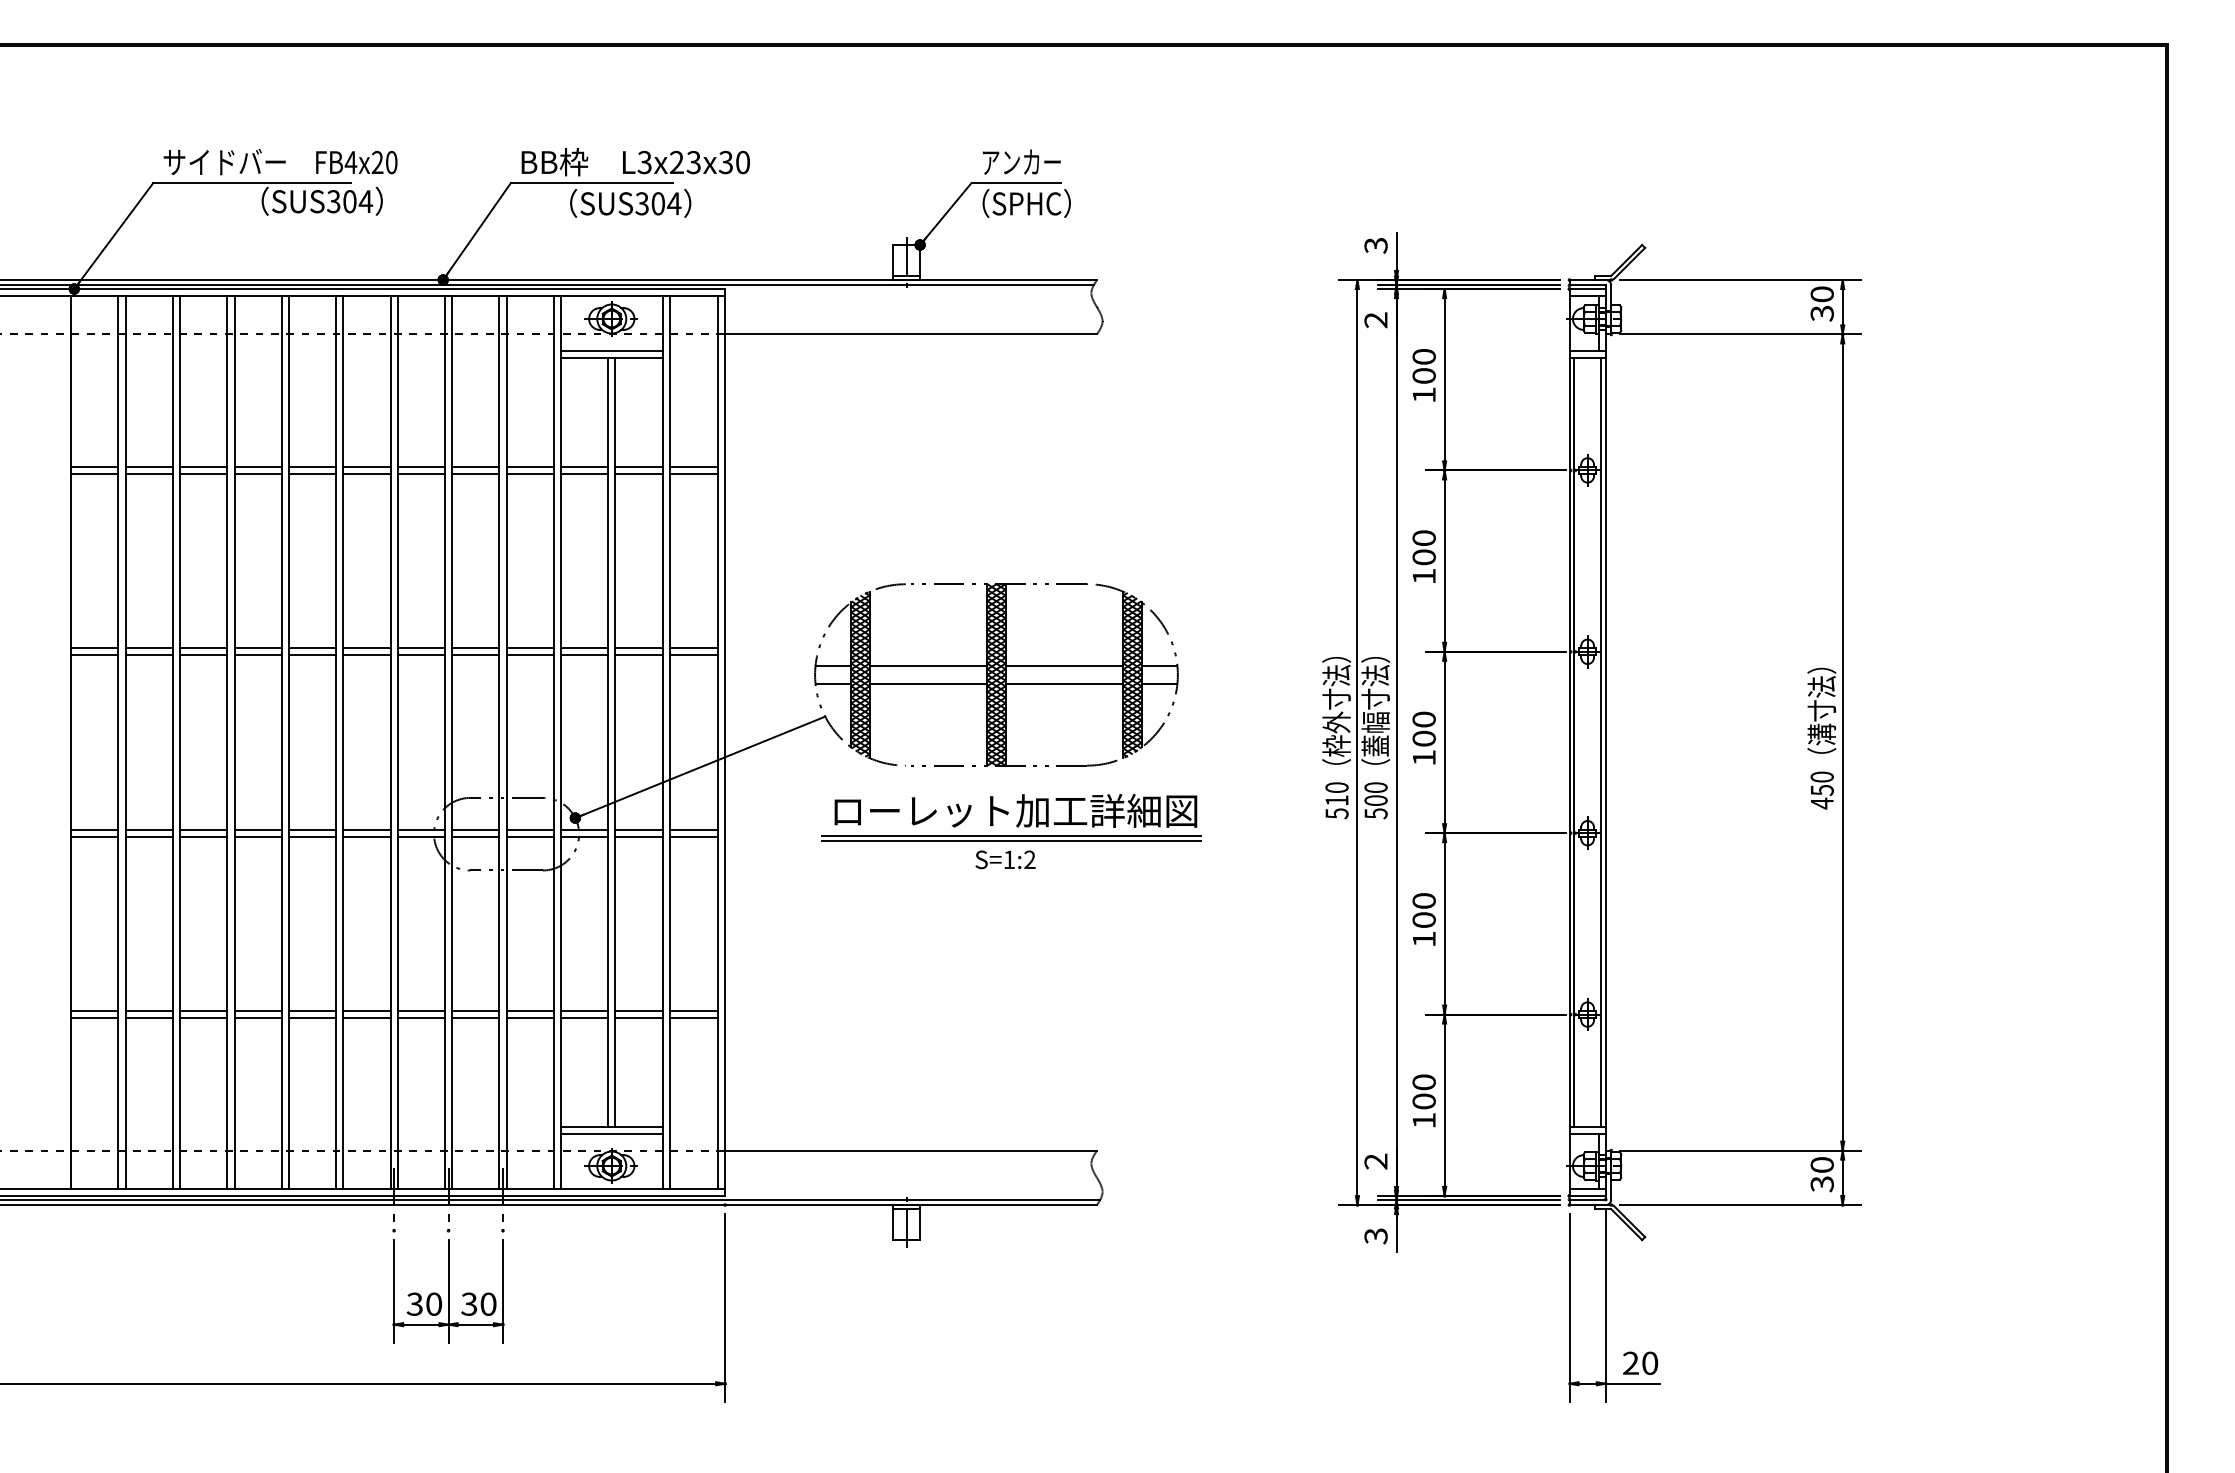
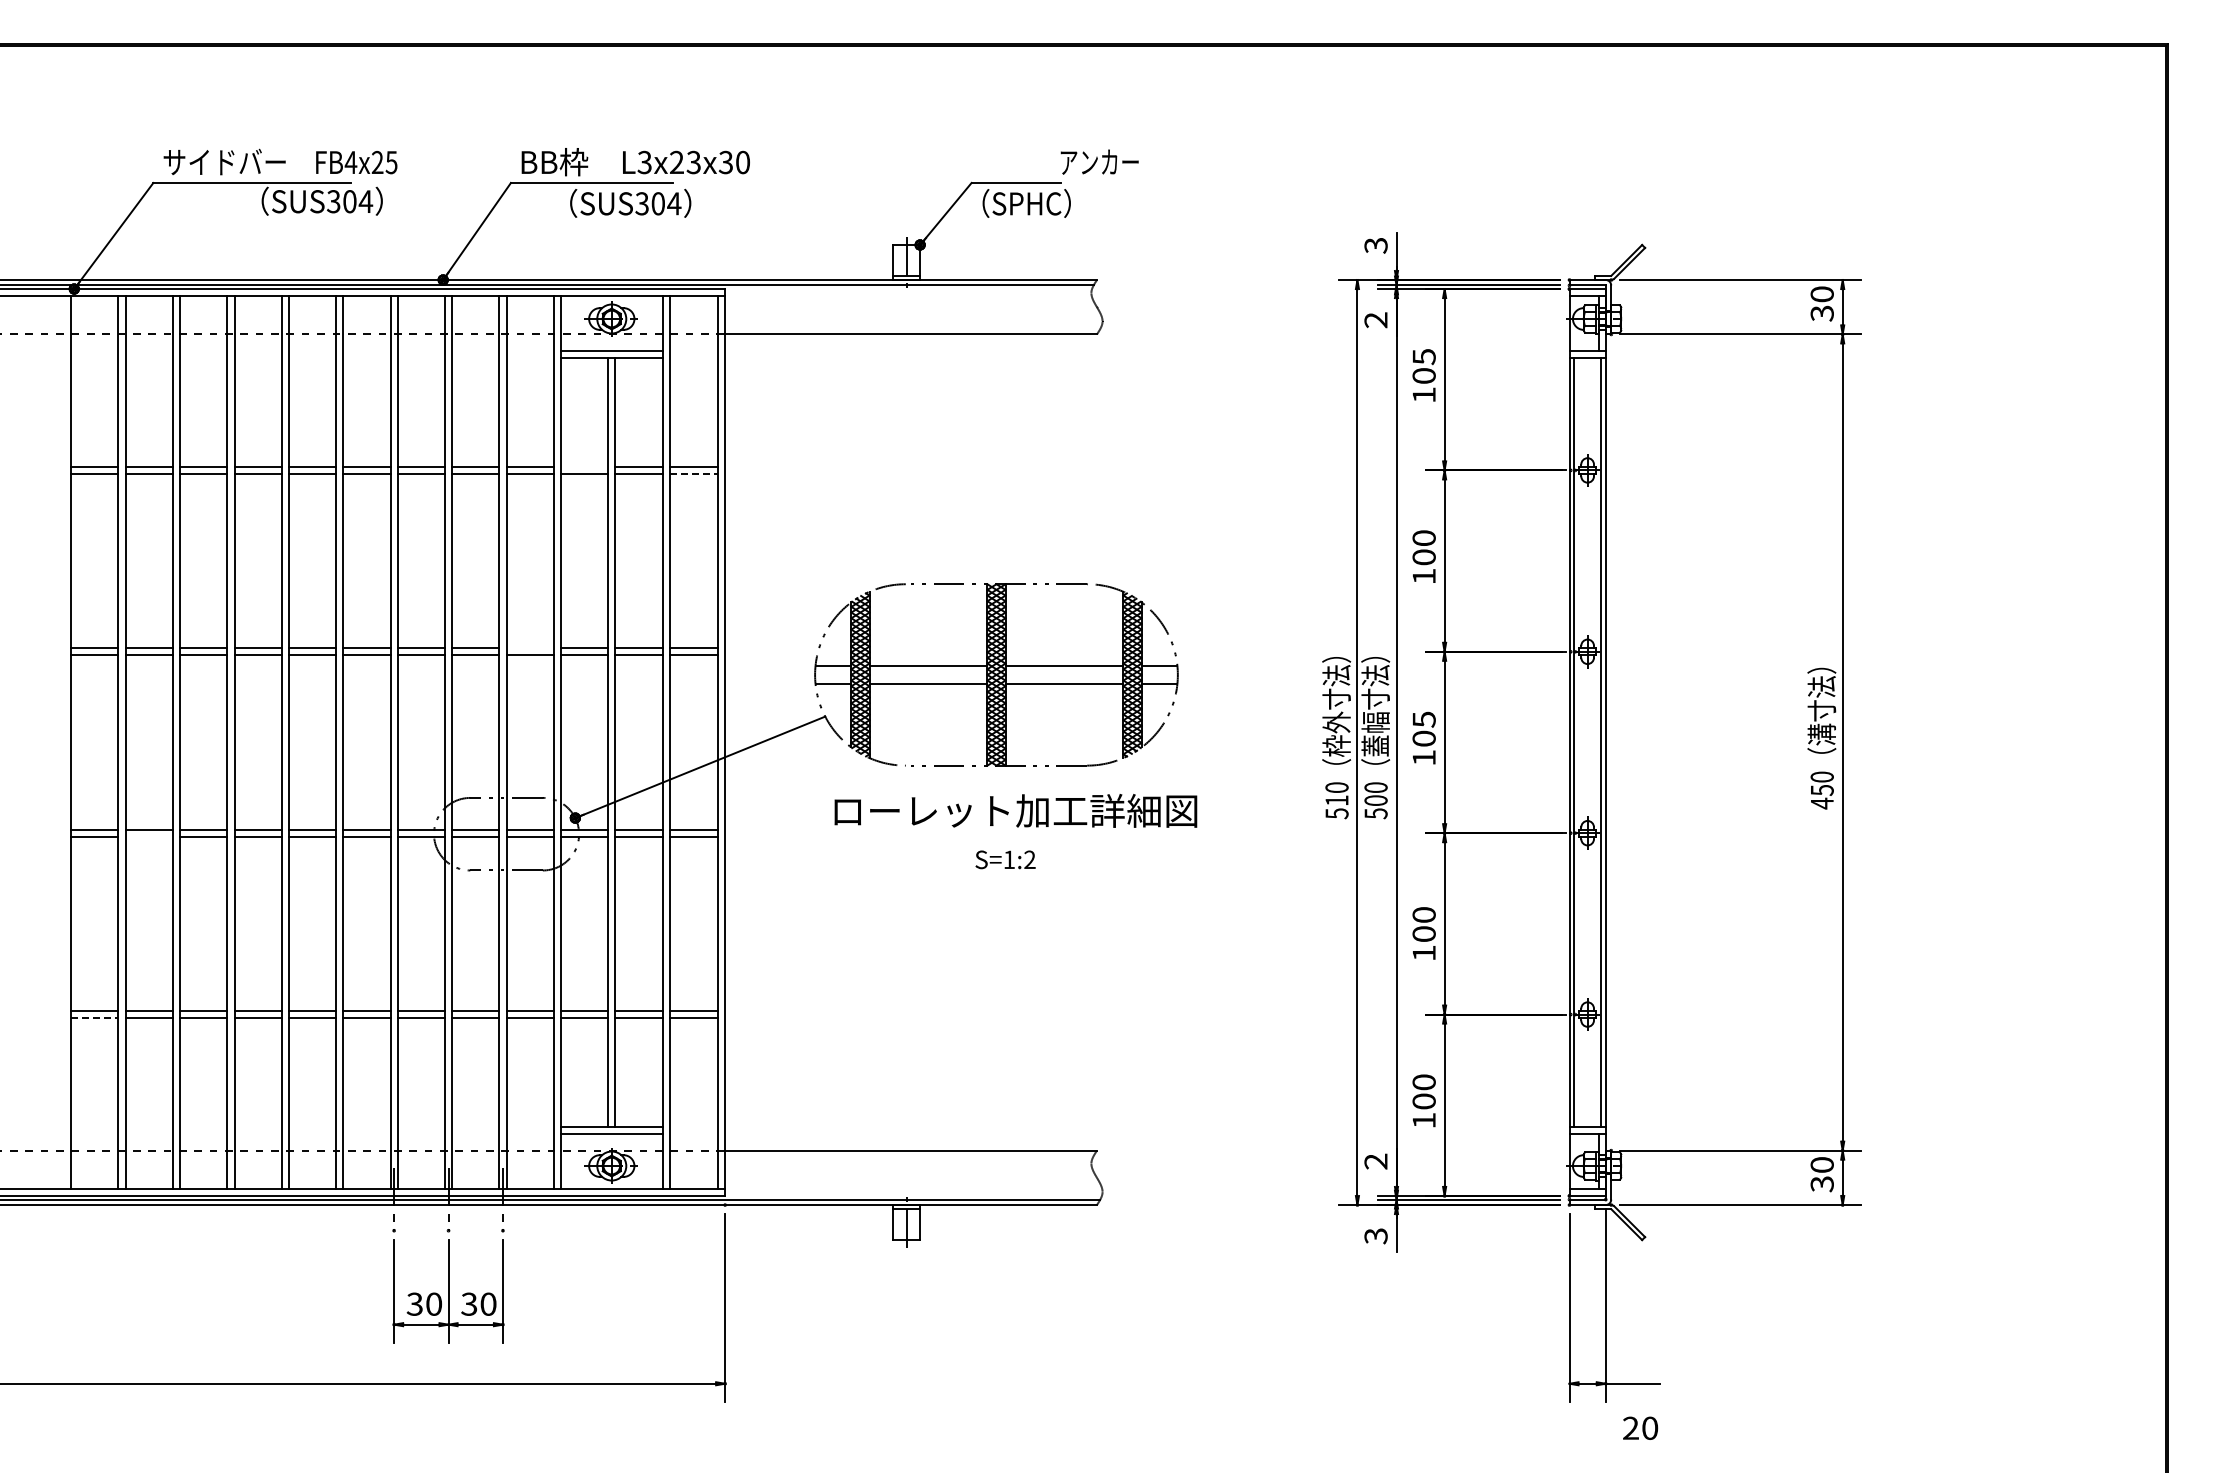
text position: (1021, 161) -> (1099, 161) (1099, 161)
text: FB4x20 -> FB4x25 (391, 162)
text: 100 -> 105 (1423, 357)
line: present -> none (584, 466)
line: solid -> dashed (694, 474)
line: present -> none (529, 648)
text: 100 -> 105 (1423, 719)
line: present -> none (148, 836)
part: present -> none (1011, 838)
text position: (1423, 919) -> (1423, 933) (1423, 933)
line: solid -> dashed (94, 1018)
text position: (1640, 1362) -> (1640, 1427) (1640, 1427)
